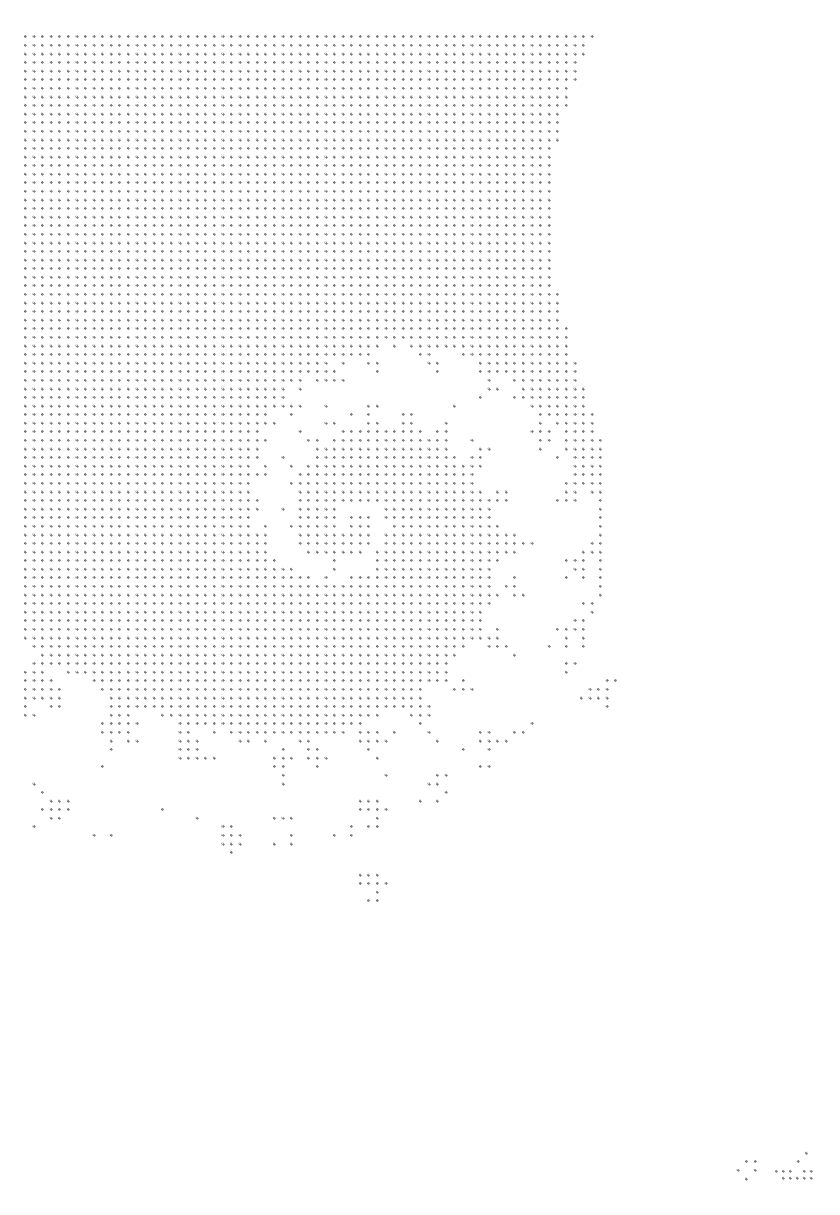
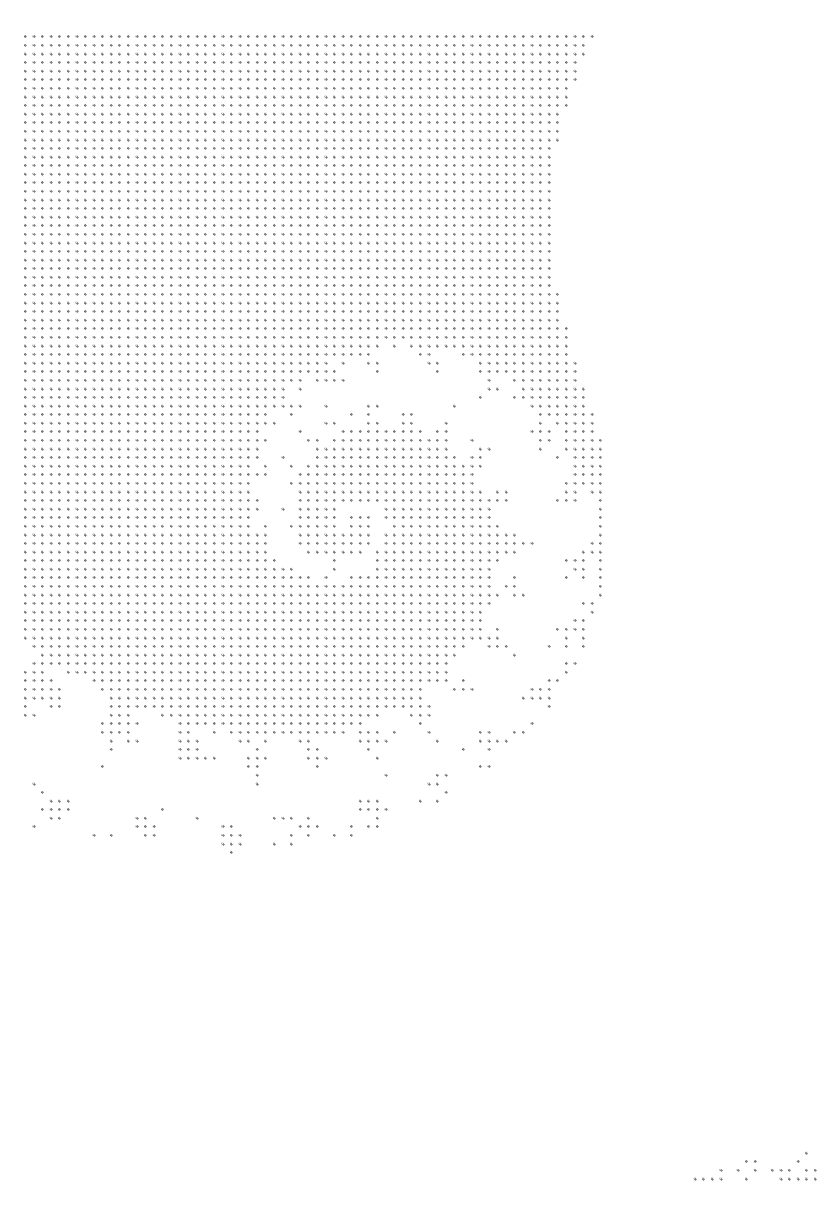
part position: (598, 693) -> (540, 693) (540, 693)
part position: (282, 766) -> (256, 766) (256, 766)
part: none -> present (145, 826)
part: none -> present (308, 826)
part: present -> none (373, 887)
part: none -> present (707, 1174)
part size: 38x10 px -> 46x12 px (793, 1174)
